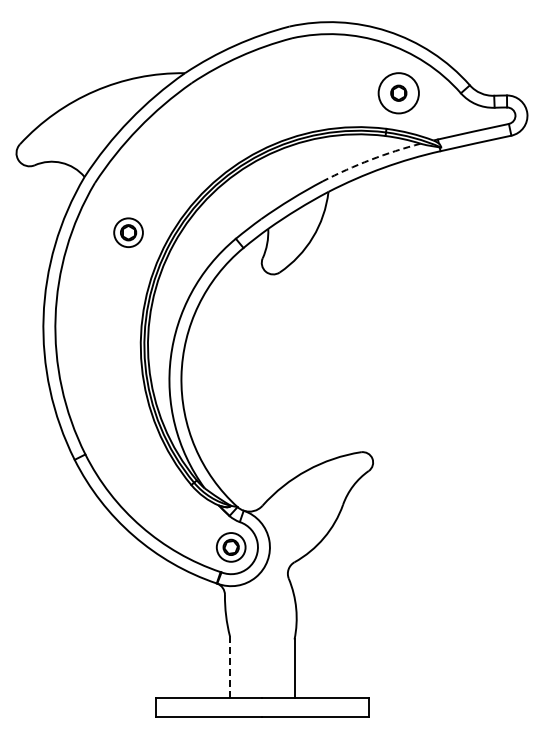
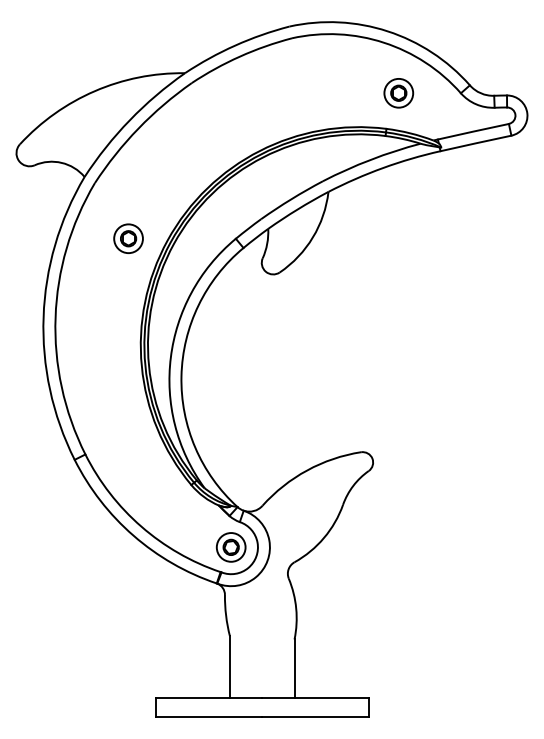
circle diameter: 40 px -> 29 px (398, 92)
arc: dashed -> solid (370, 159)
part position: (128, 232) -> (128, 238) (128, 238)
line: dashed -> solid (229, 666)
